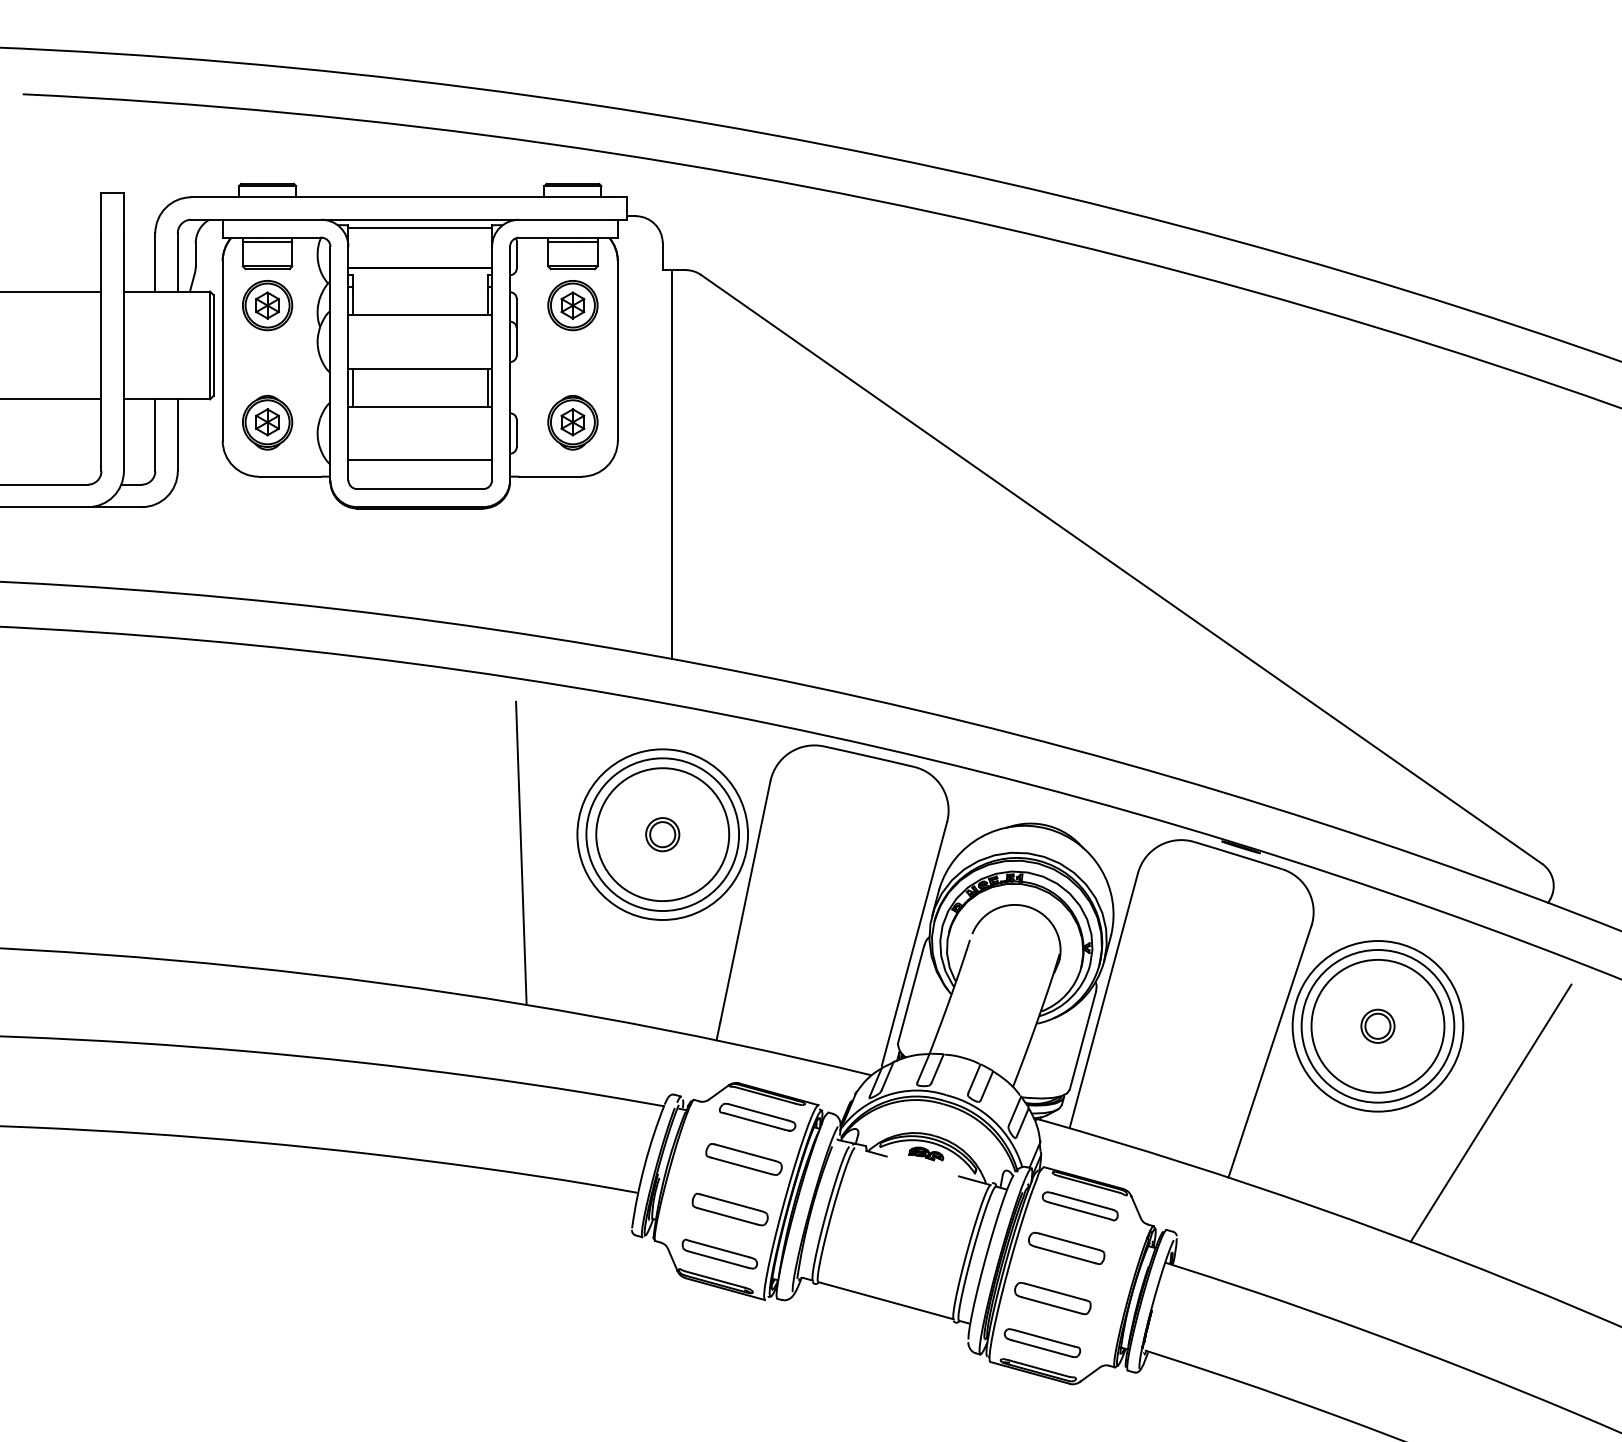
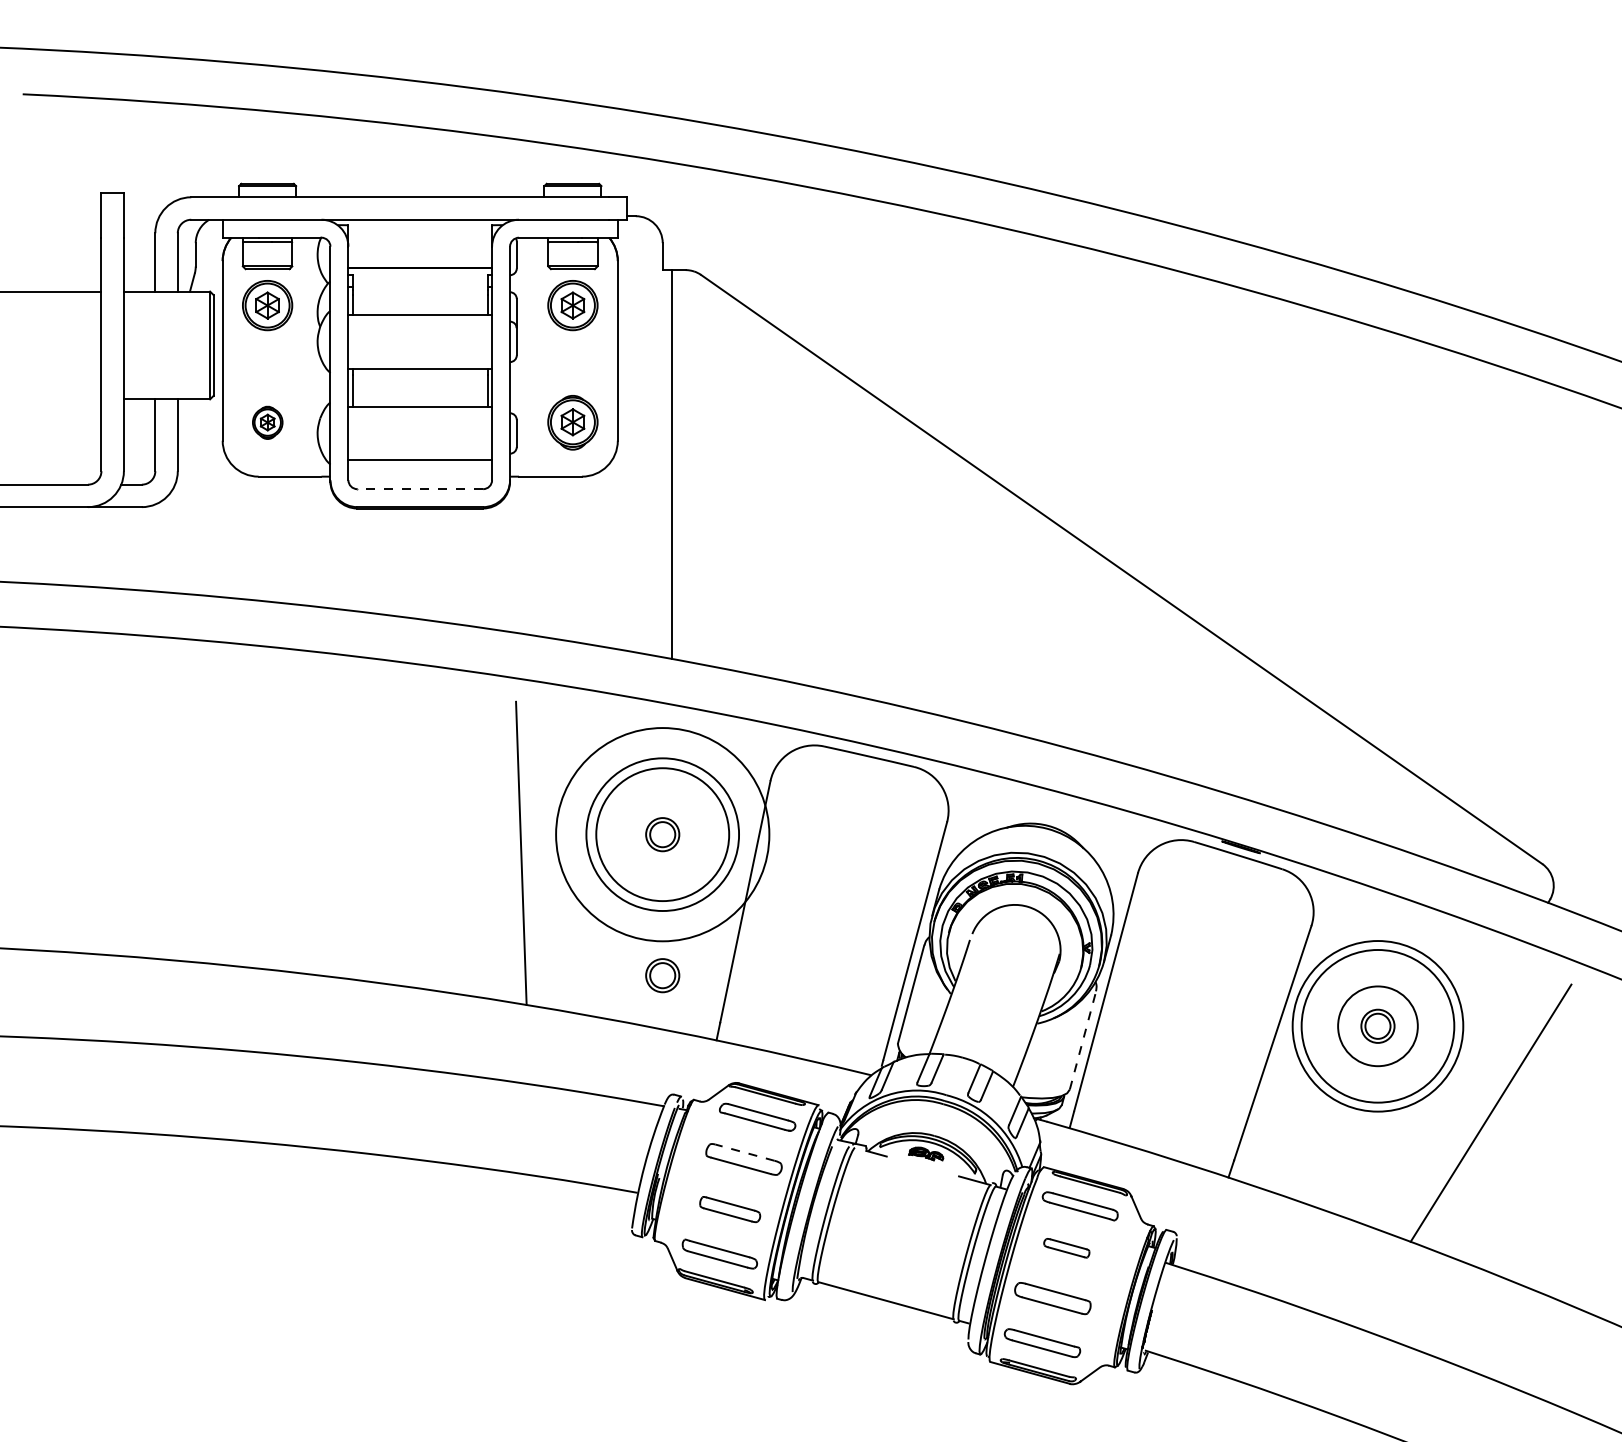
line: present -> none (420, 228)
line: present -> none (51, 399)
part size: 52x56 px -> 32x35 px (267, 422)
line: solid -> dashed (420, 489)
circle diameter: 171 px -> 213 px (662, 834)
part: none -> present (662, 975)
circle diameter: 133 px -> 80 px (1377, 1026)
line: solid -> dashed (1082, 1040)
line: solid -> dashed (744, 1152)
part size: 78x35 px -> 63x28 px (730, 1209)
part size: 78x34 px -> 48x21 px (1066, 1248)
